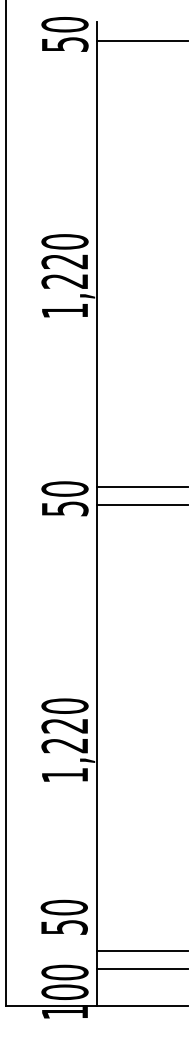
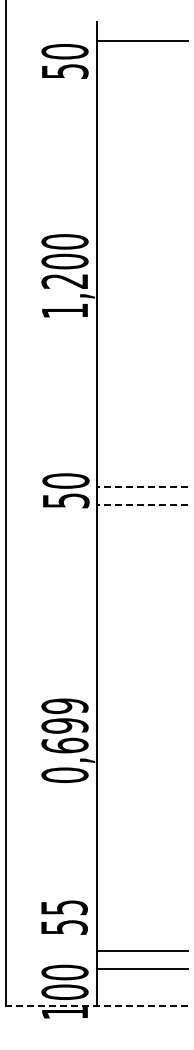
text position: (64, 34) -> (64, 61) (64, 61)
text: 1,220 -> 1,200 (64, 261)
line: solid -> dashed (142, 486)
text position: (64, 498) -> (65, 490) (65, 490)
line: solid -> dashed (142, 504)
text: 1,220 -> 0,699 (64, 740)
text: 50 -> 55 (63, 907)
line: solid -> dashed (96, 1005)
